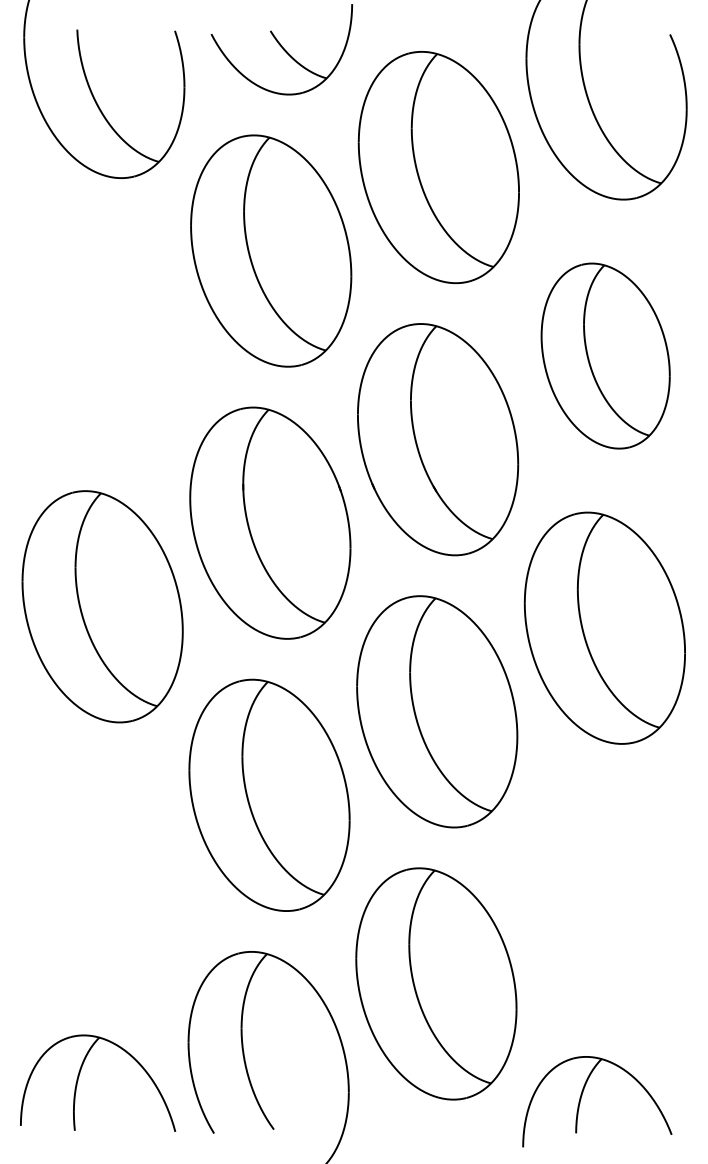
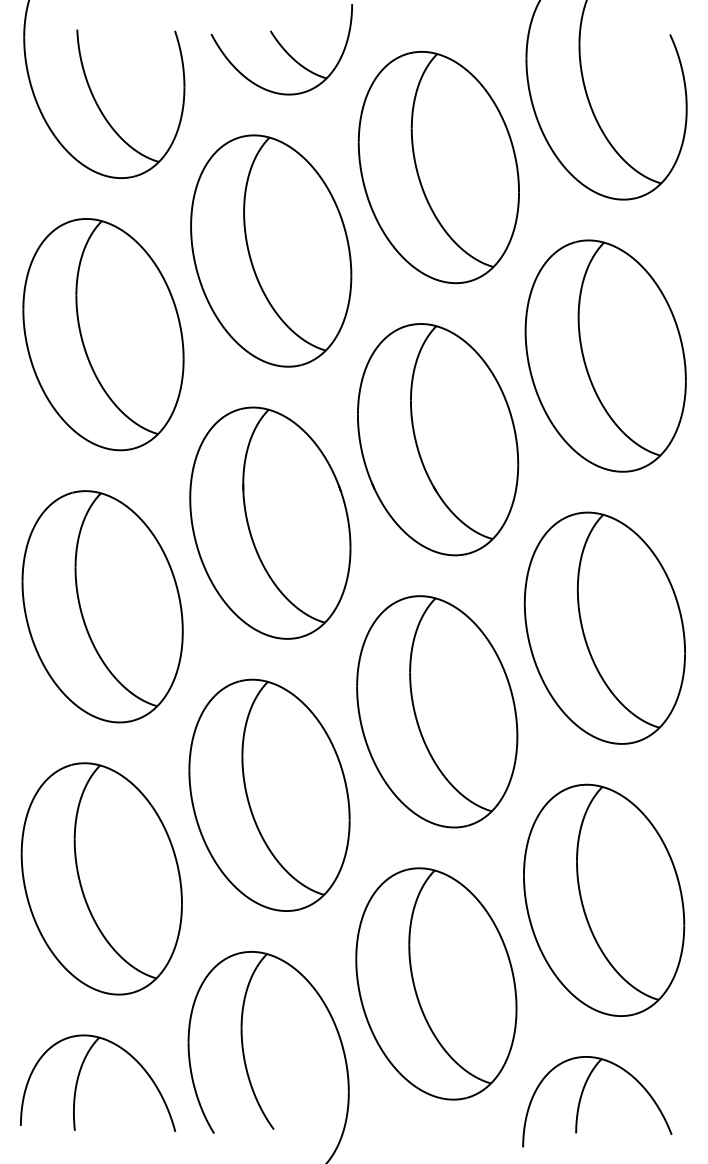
part: none -> present (103, 334)
part size: 131x188 px -> 163x234 px (605, 355)
part: none -> present (101, 878)
part: none -> present (604, 899)
